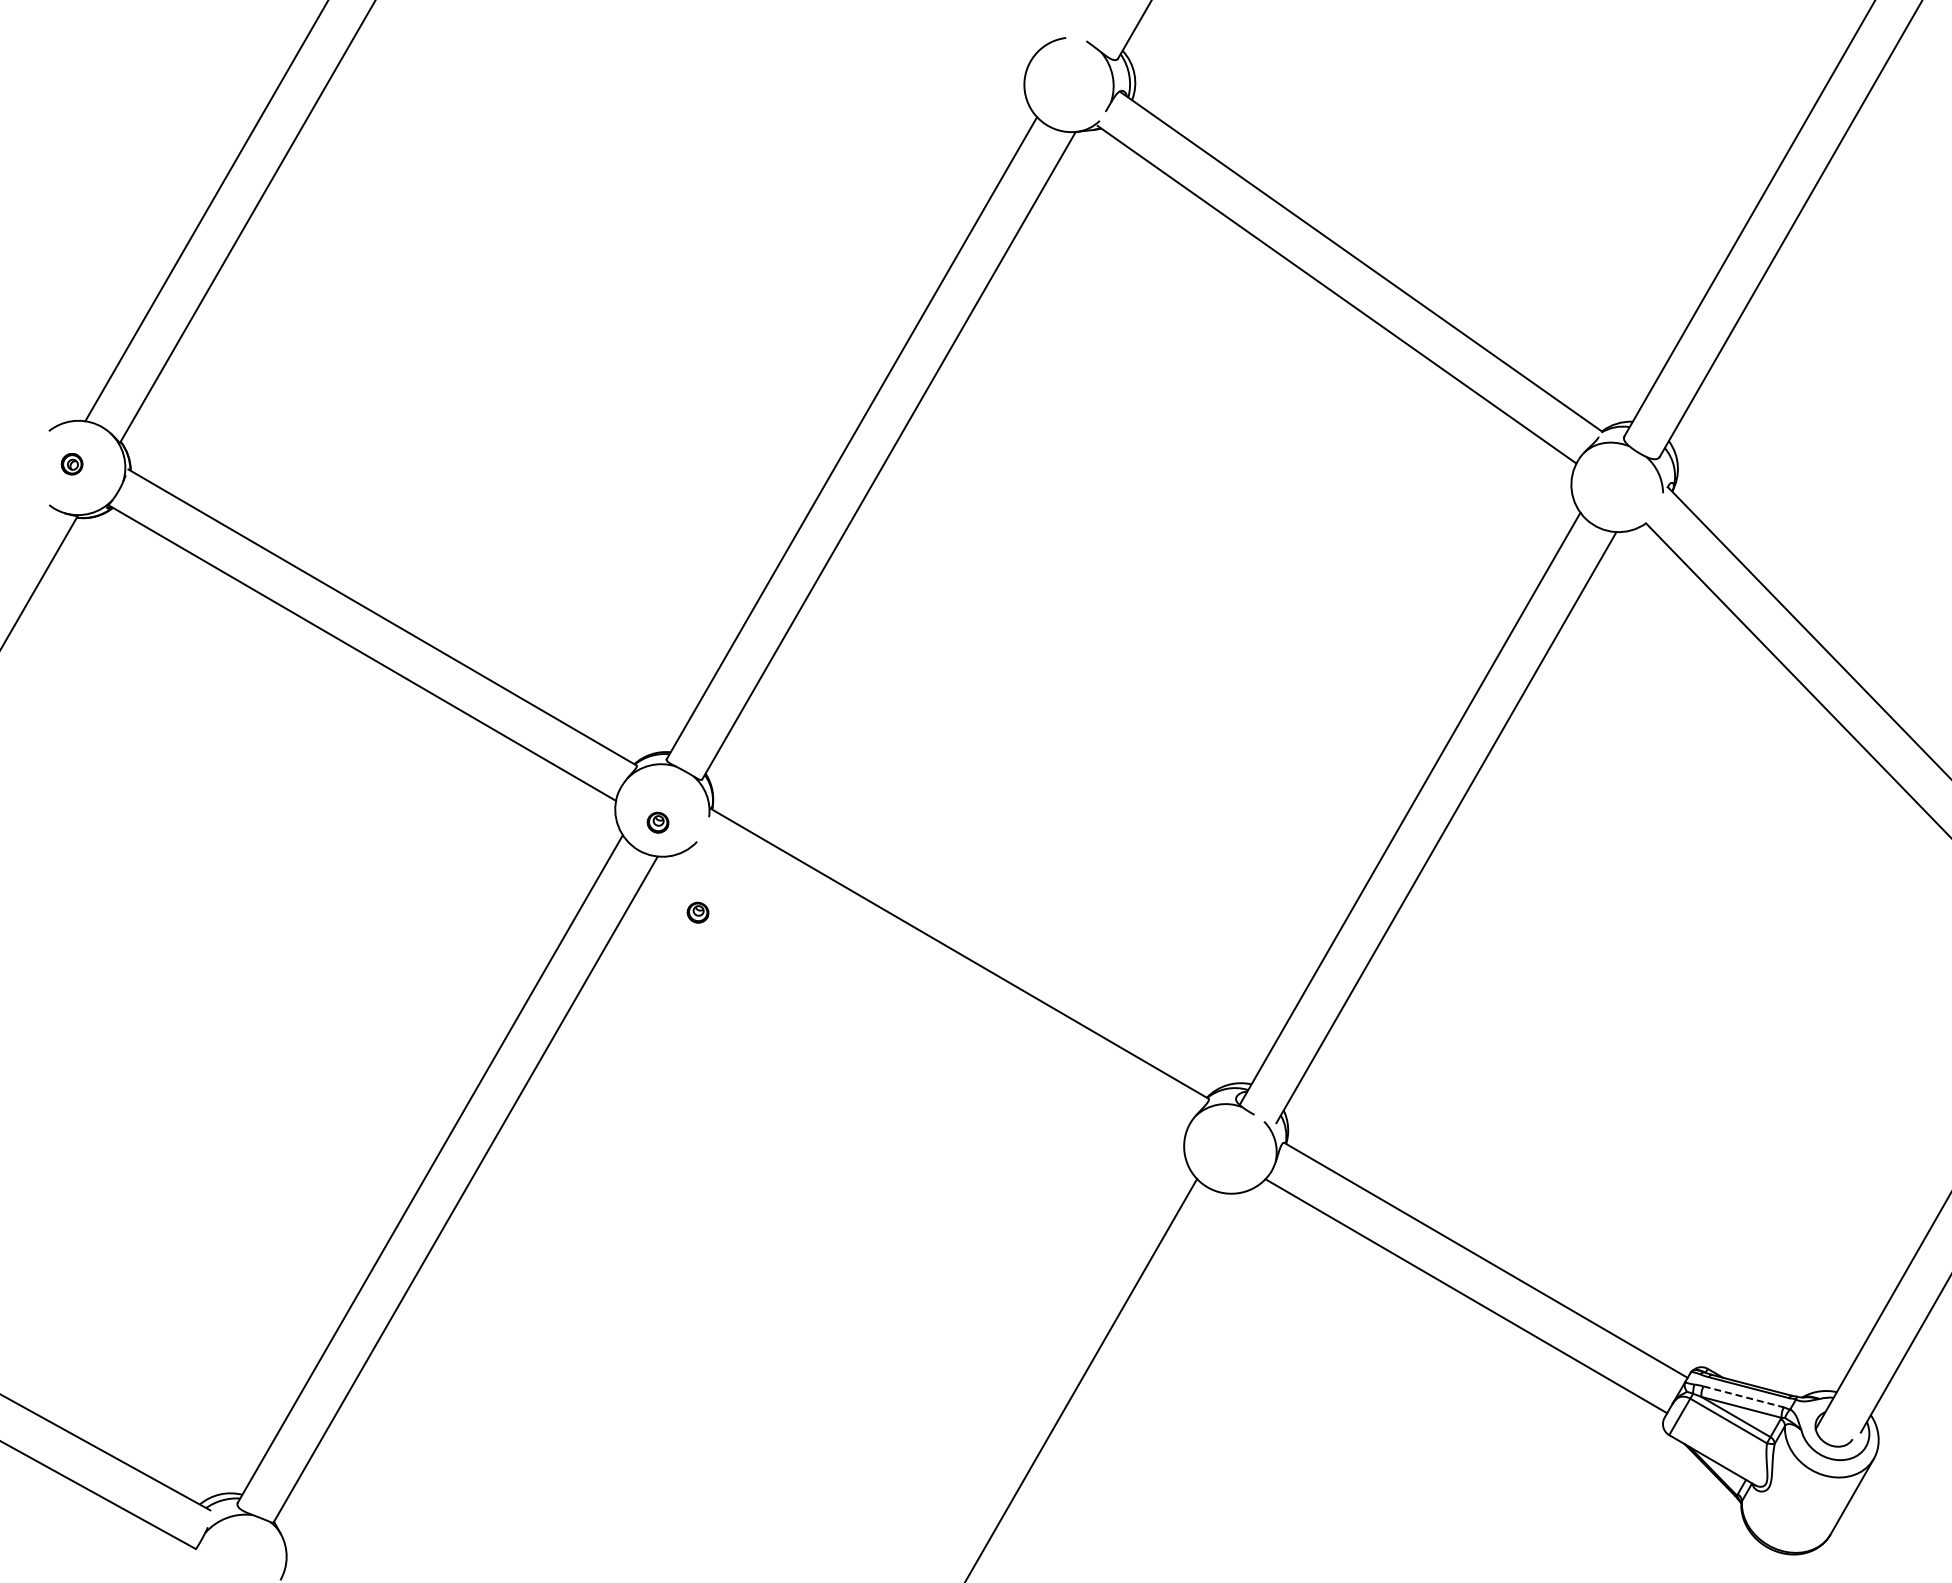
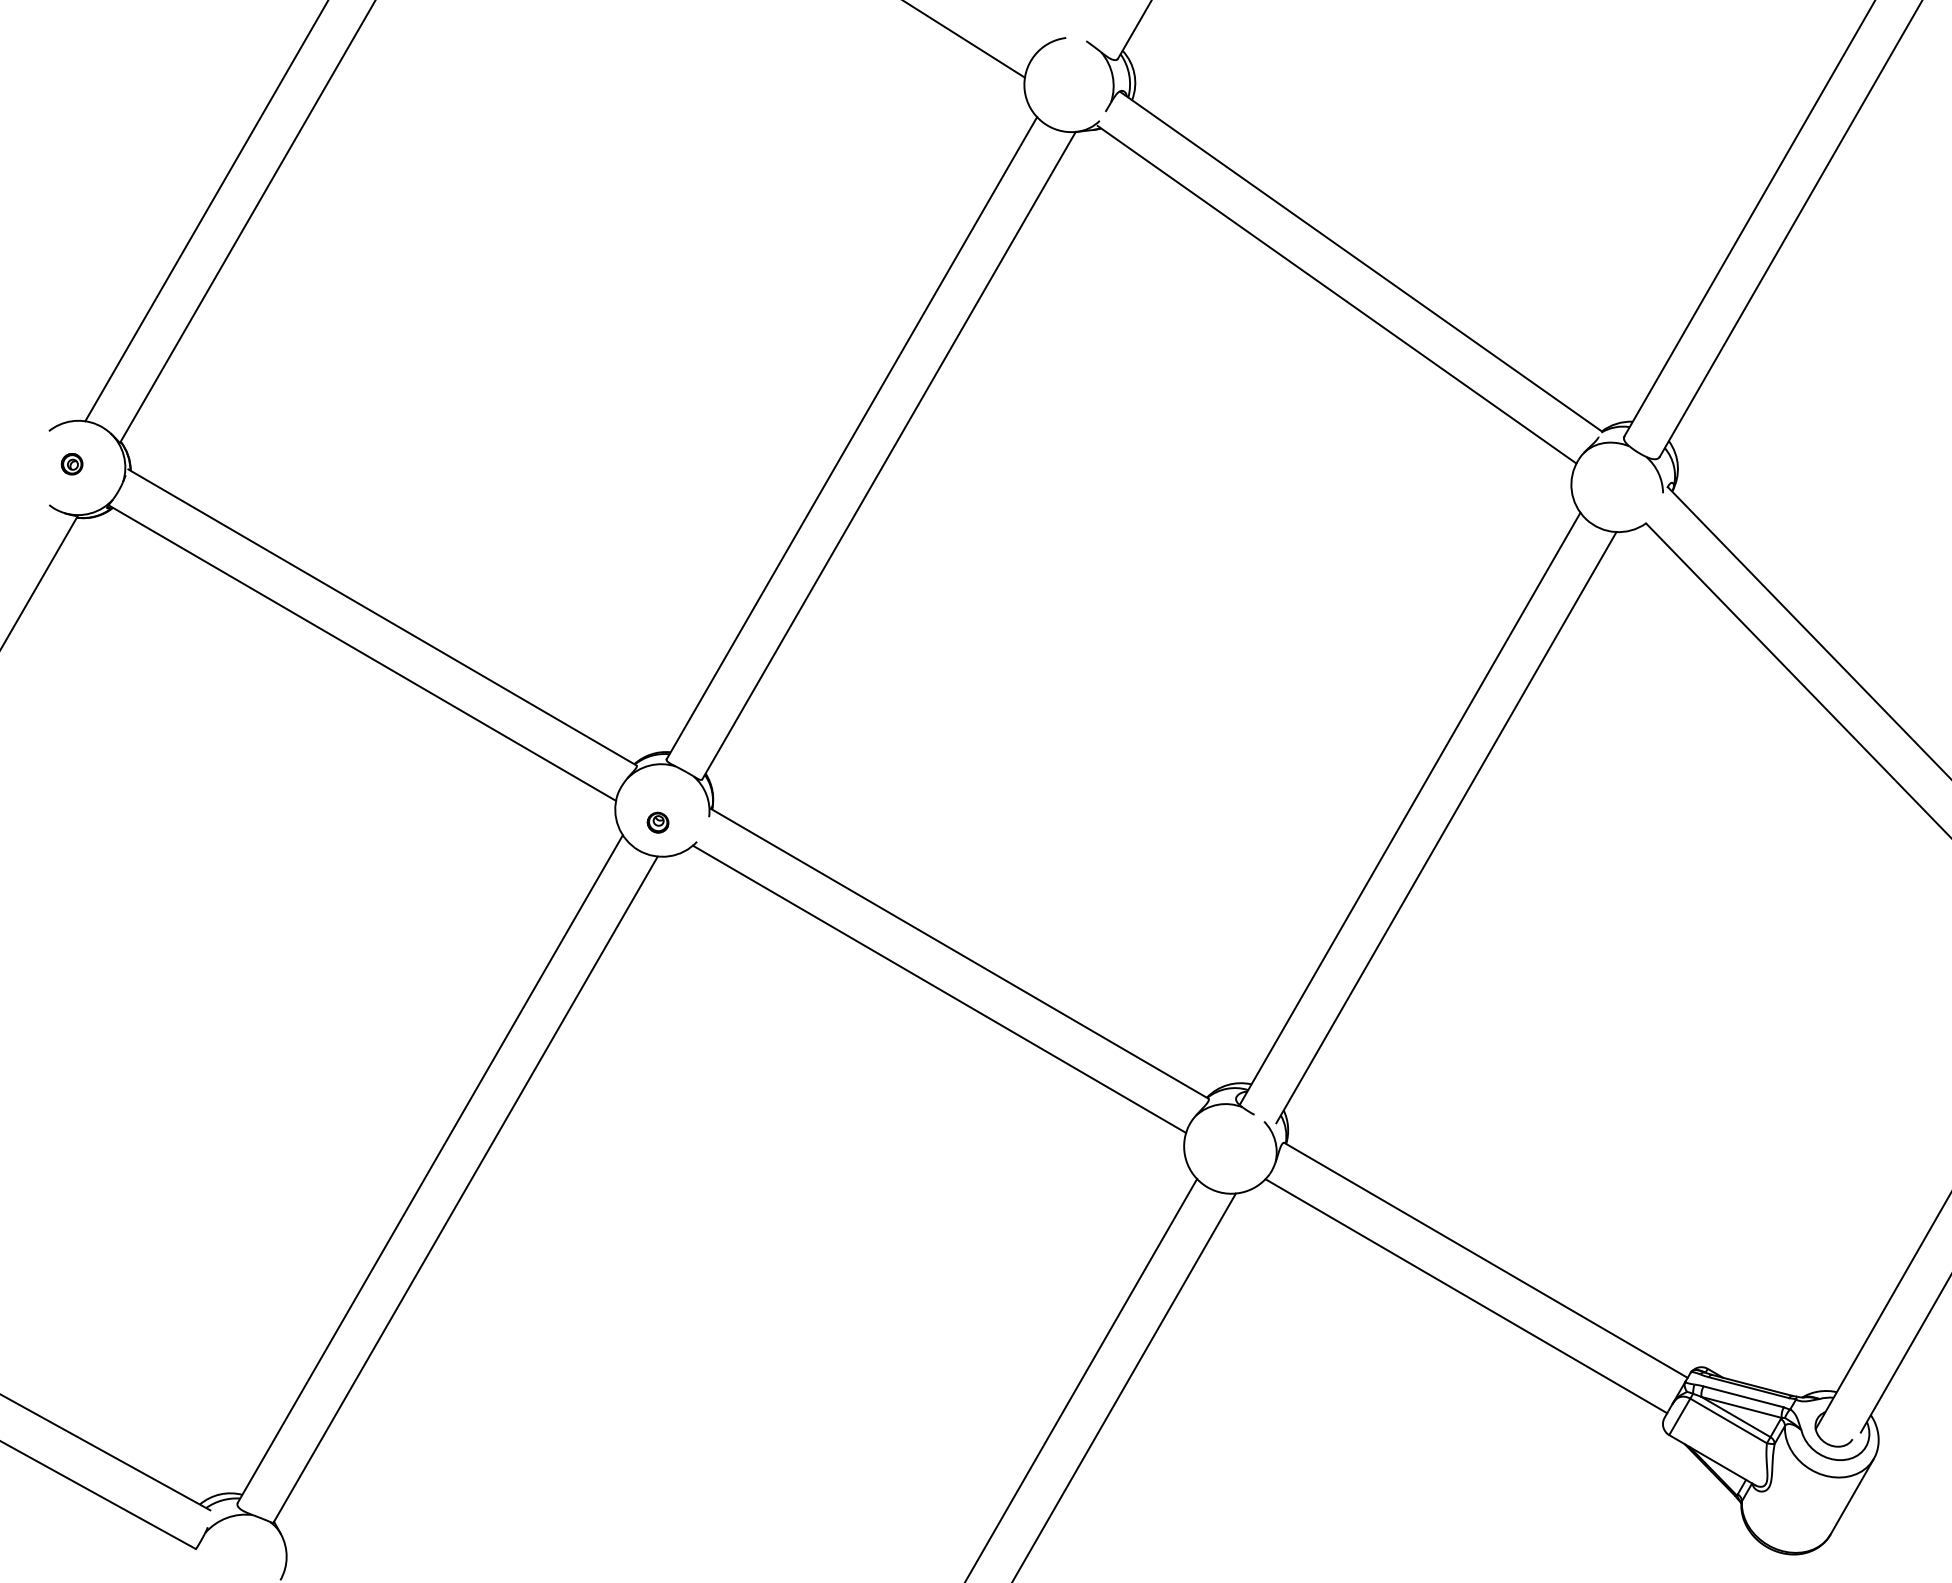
line: none -> present (964, 39)
part: present -> none (697, 912)
line: none -> present (939, 988)
line: none -> present (1124, 1386)
line: dashed -> solid (1744, 1397)
